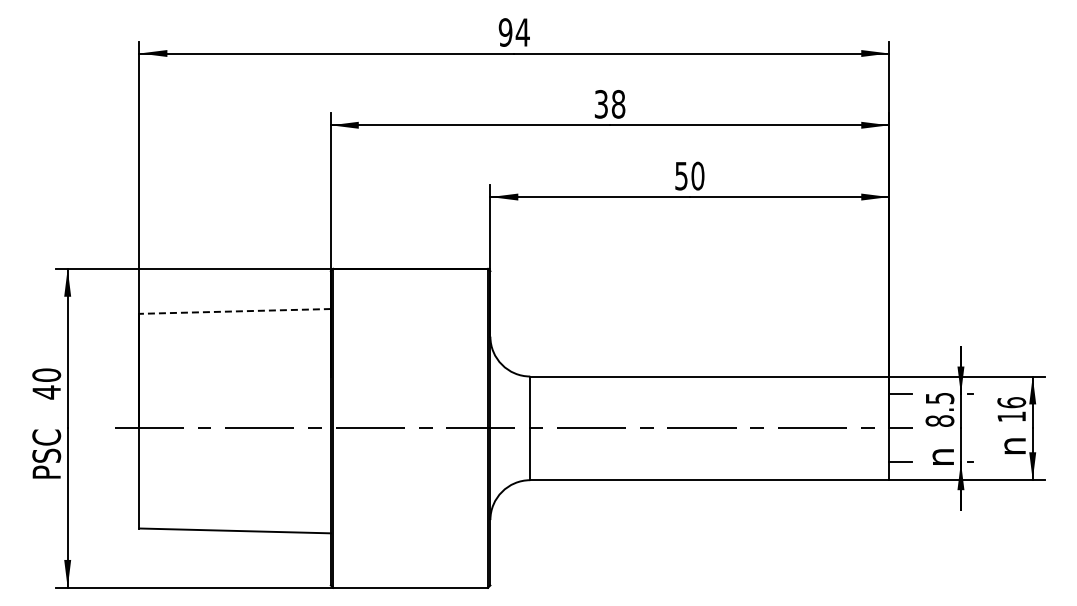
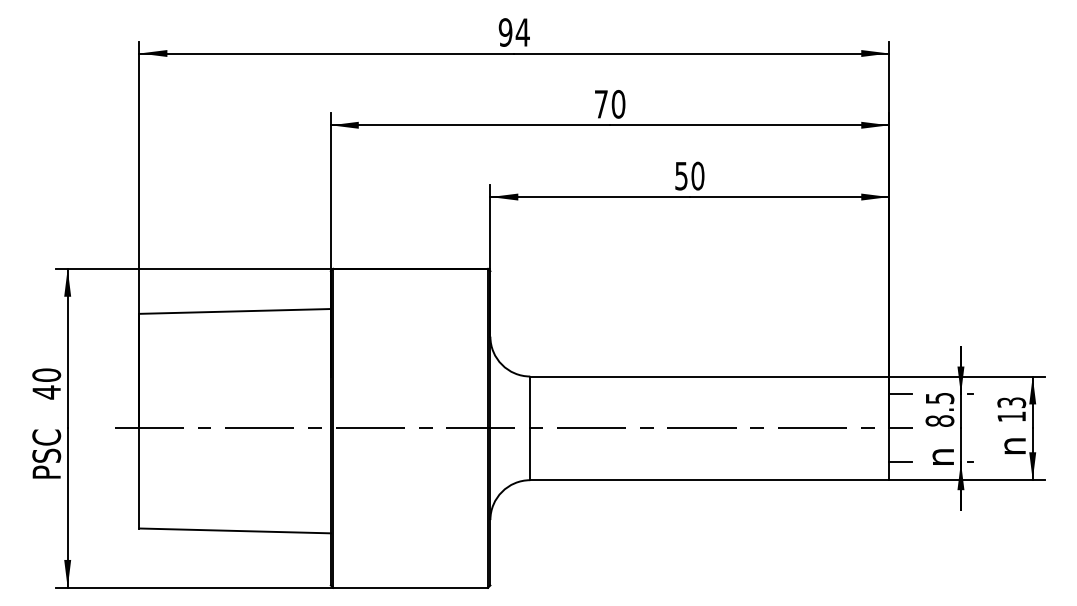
text: 38 -> 70 (609, 104)
line: dashed -> solid (235, 311)
text: 16 -> 13 (1011, 402)
